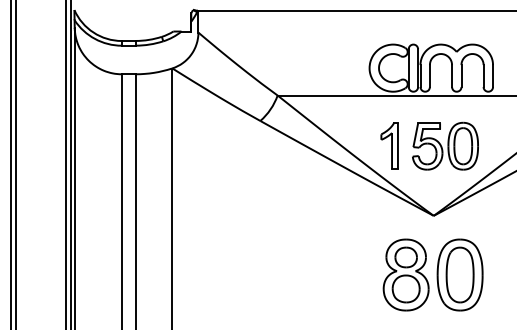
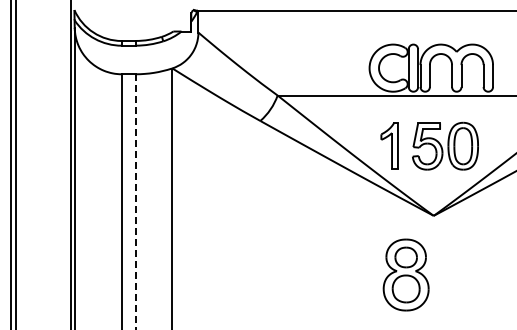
line: present -> none (66, 164)
line: solid -> dashed (135, 202)
part: present -> none (459, 274)
